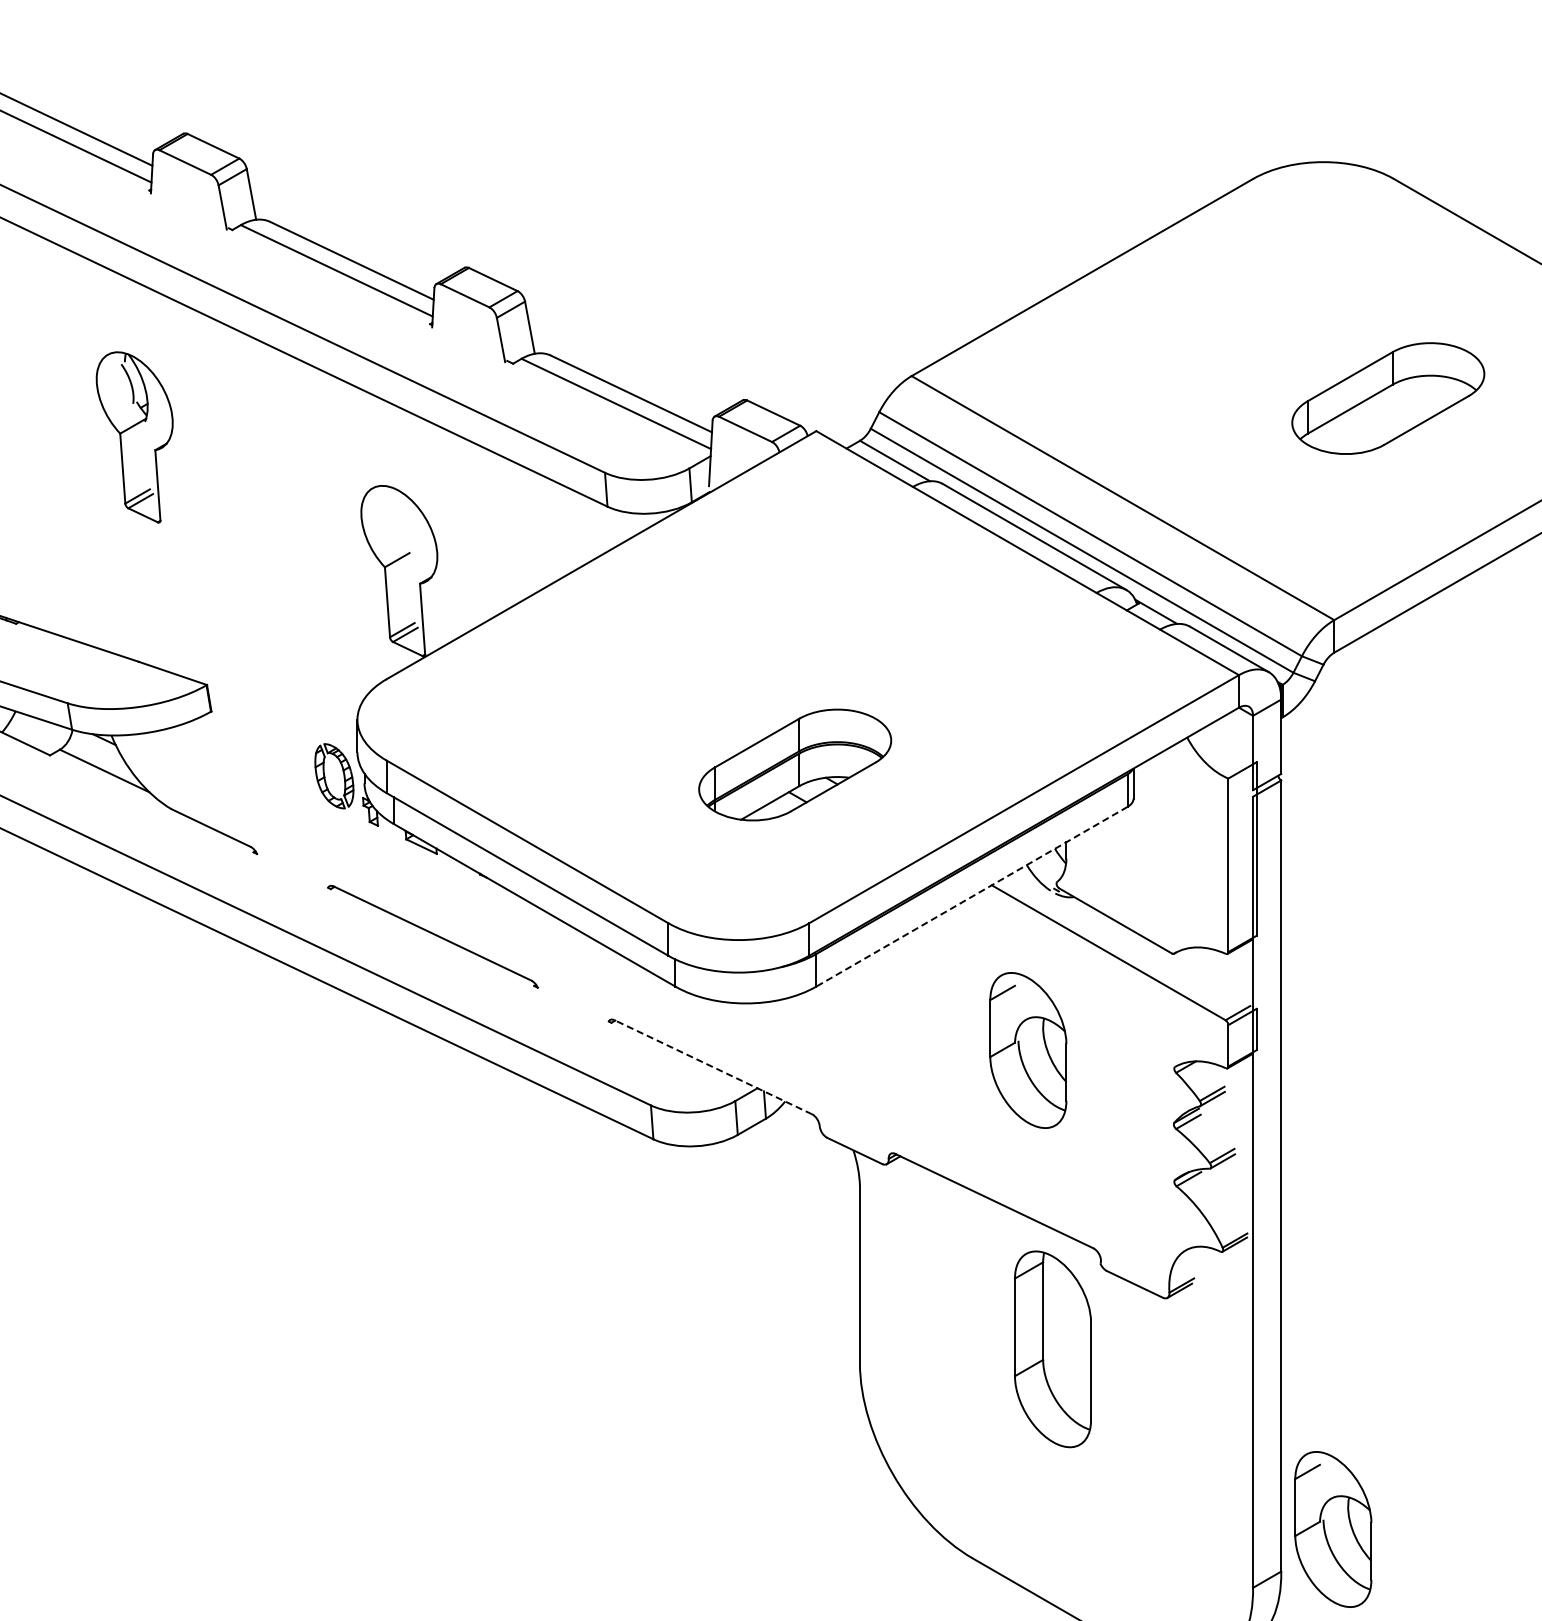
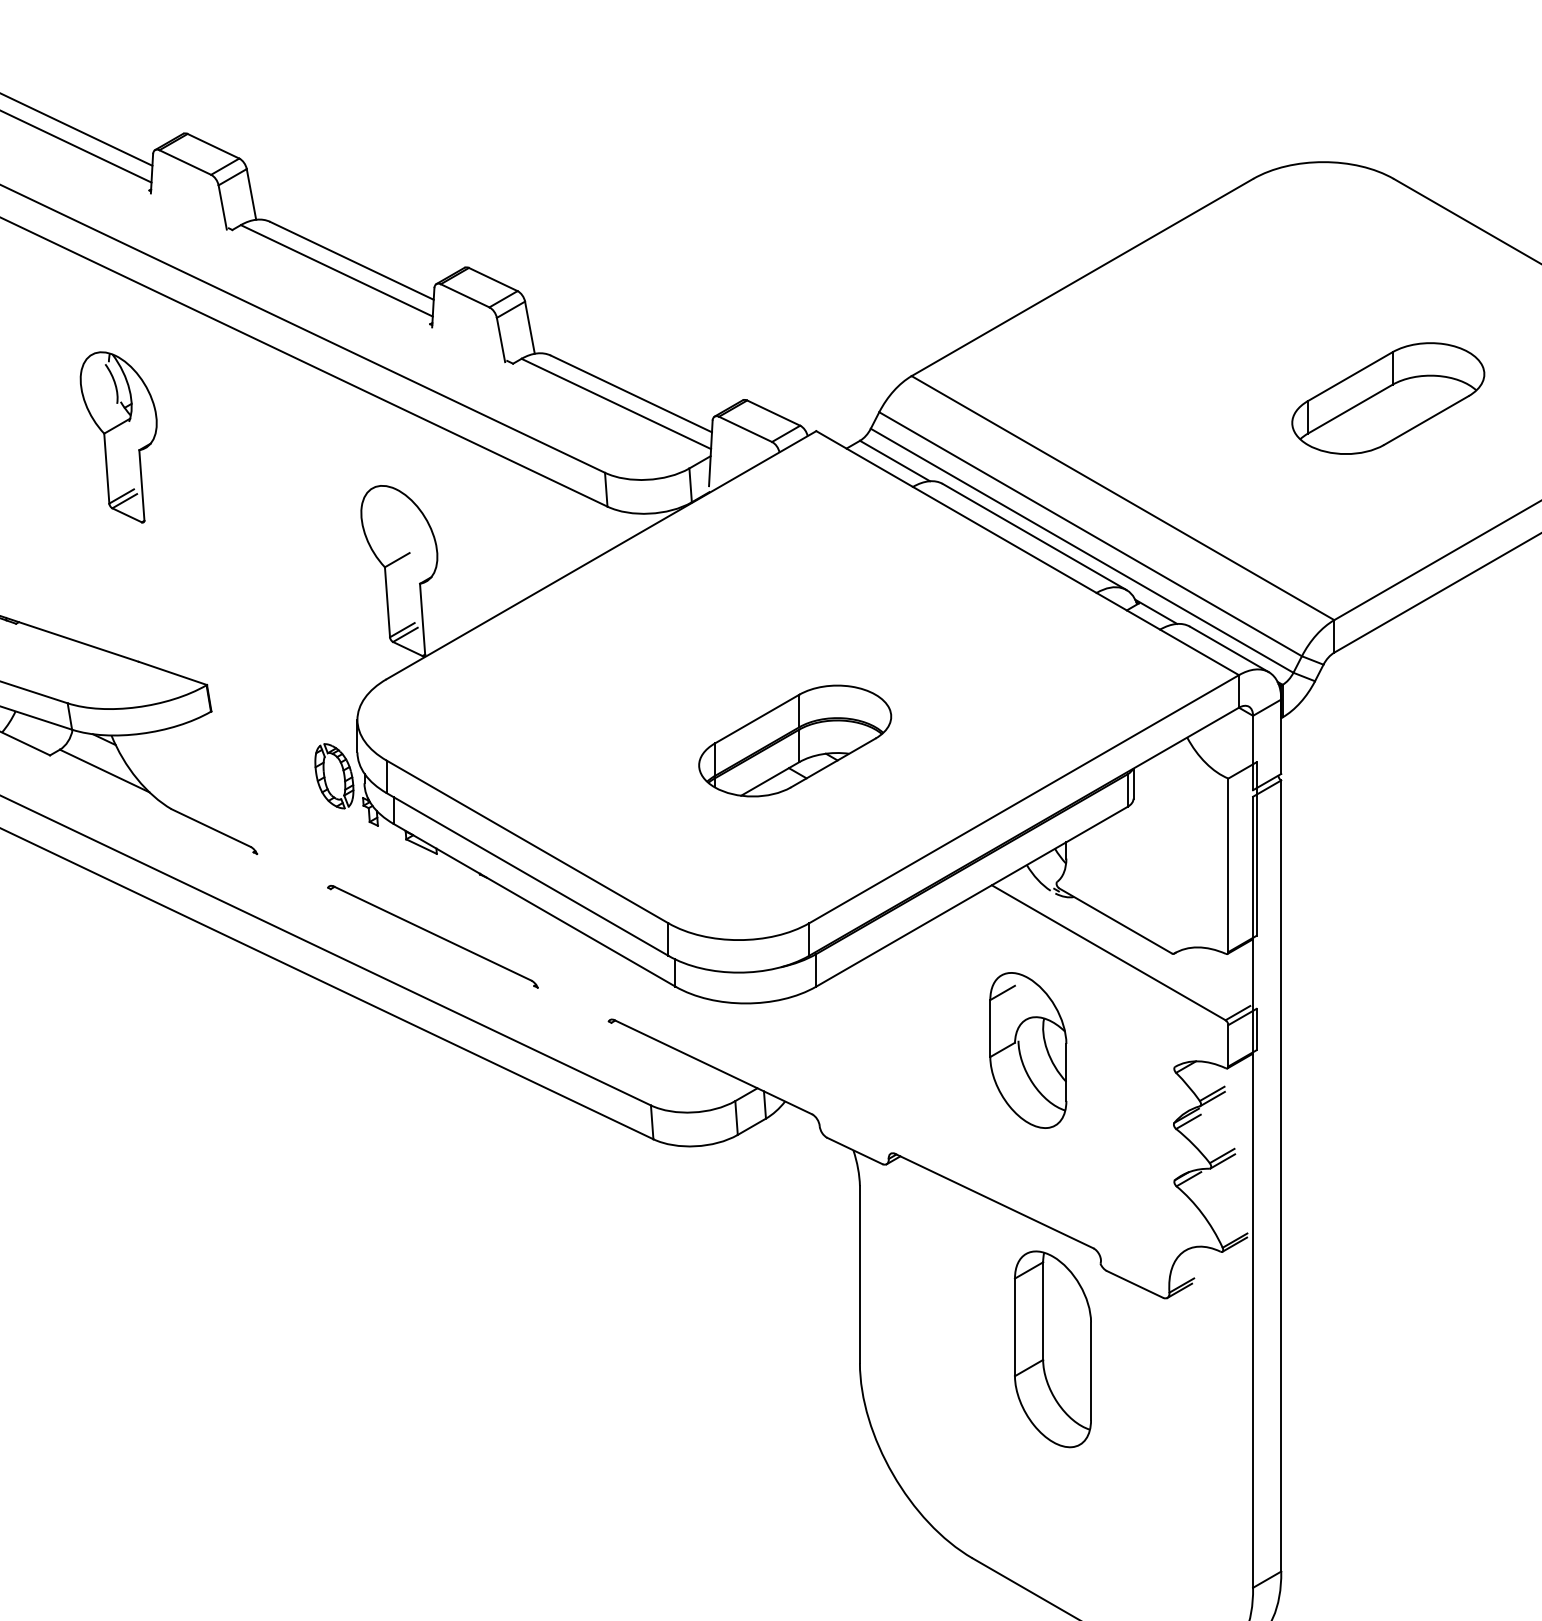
part position: (134, 437) -> (118, 437) (118, 437)
part position: (795, 764) -> (795, 740) (795, 740)
line: dashed -> solid (972, 896)
line: dashed -> solid (712, 1067)
part: present -> none (1333, 1529)
